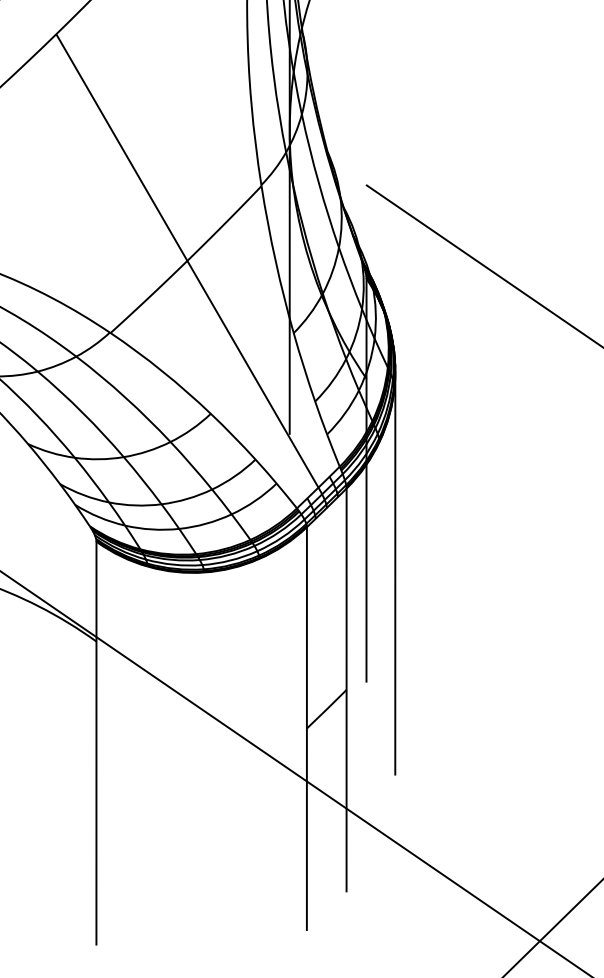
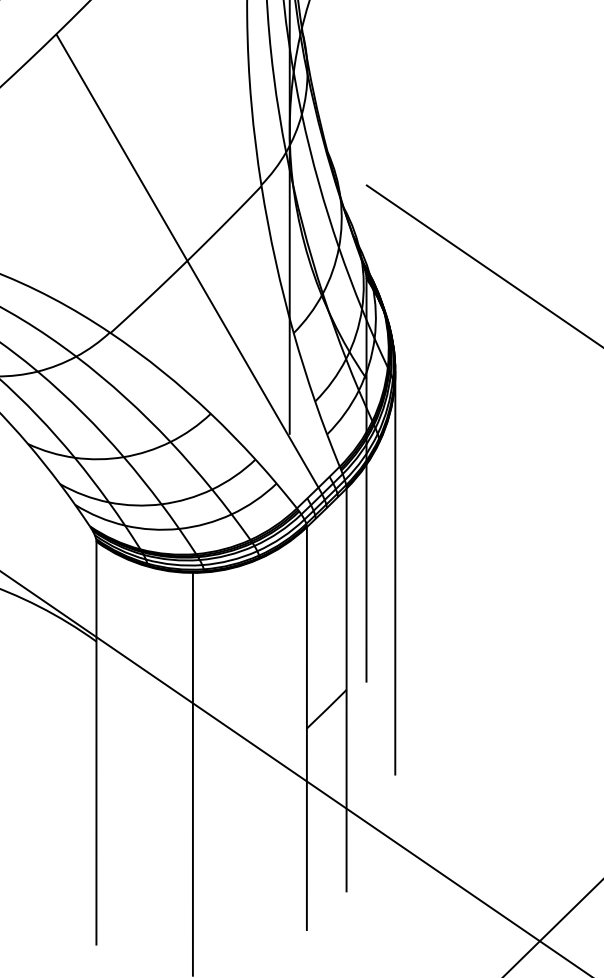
line: none -> present (192, 773)
